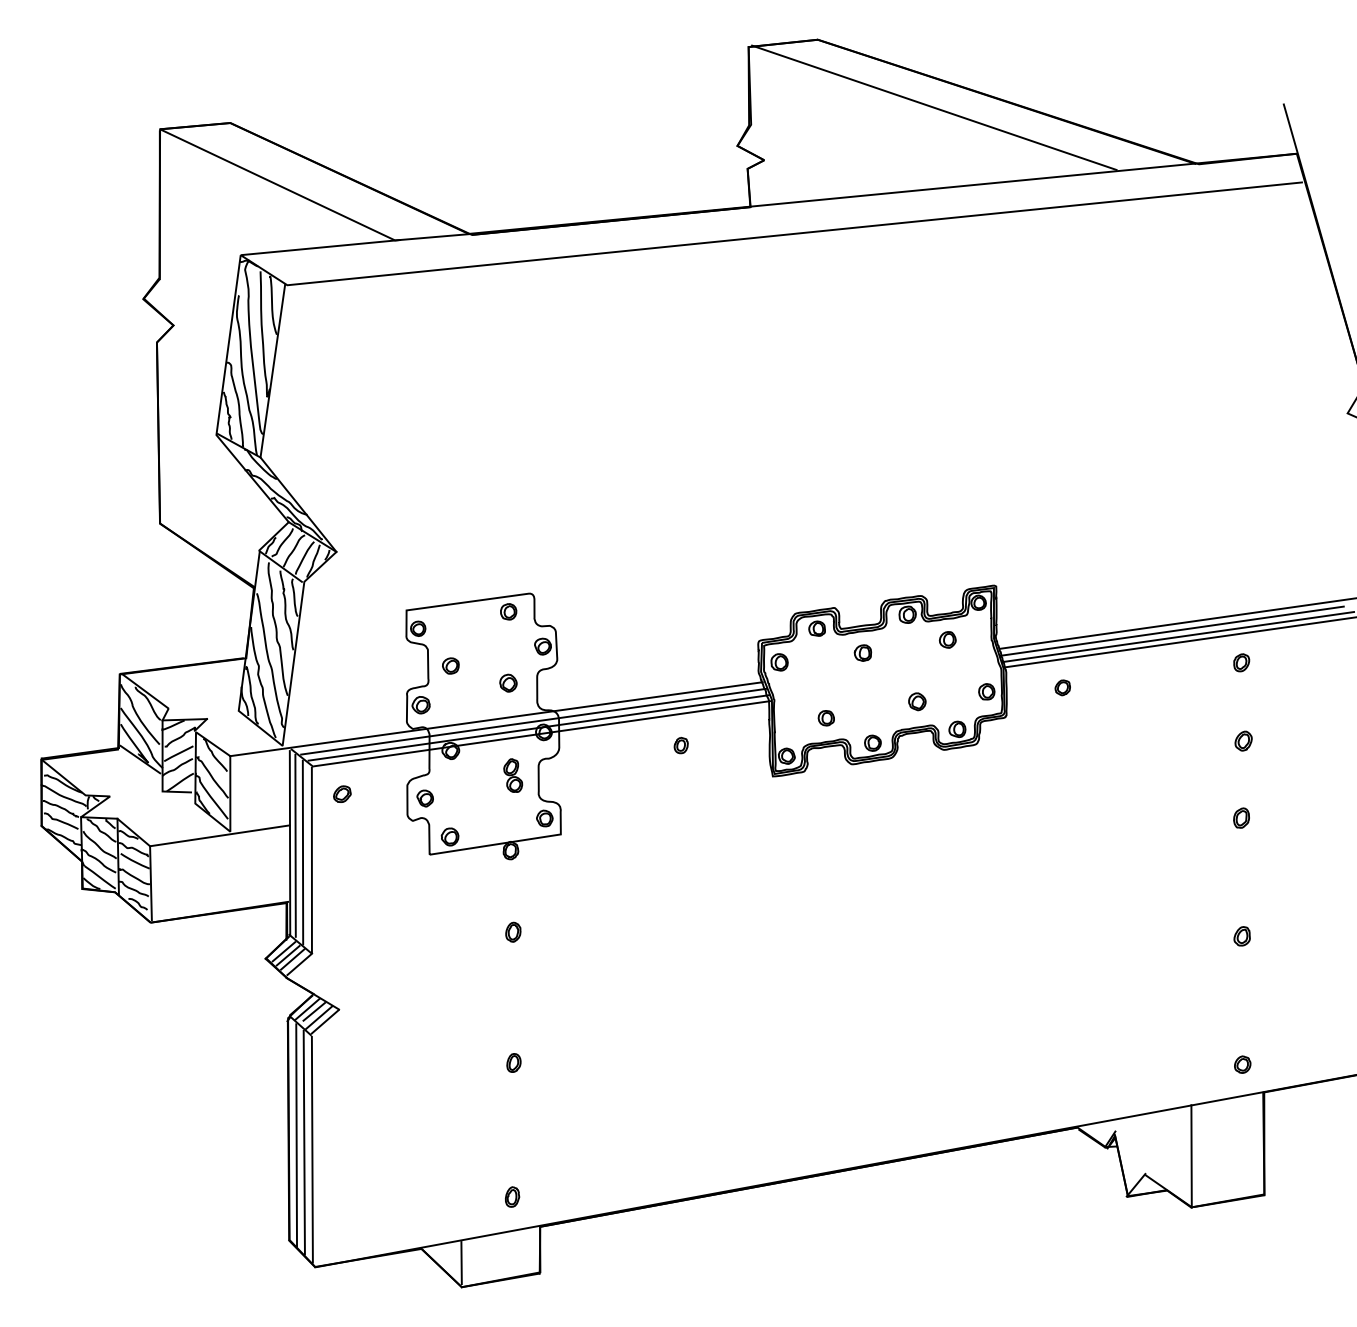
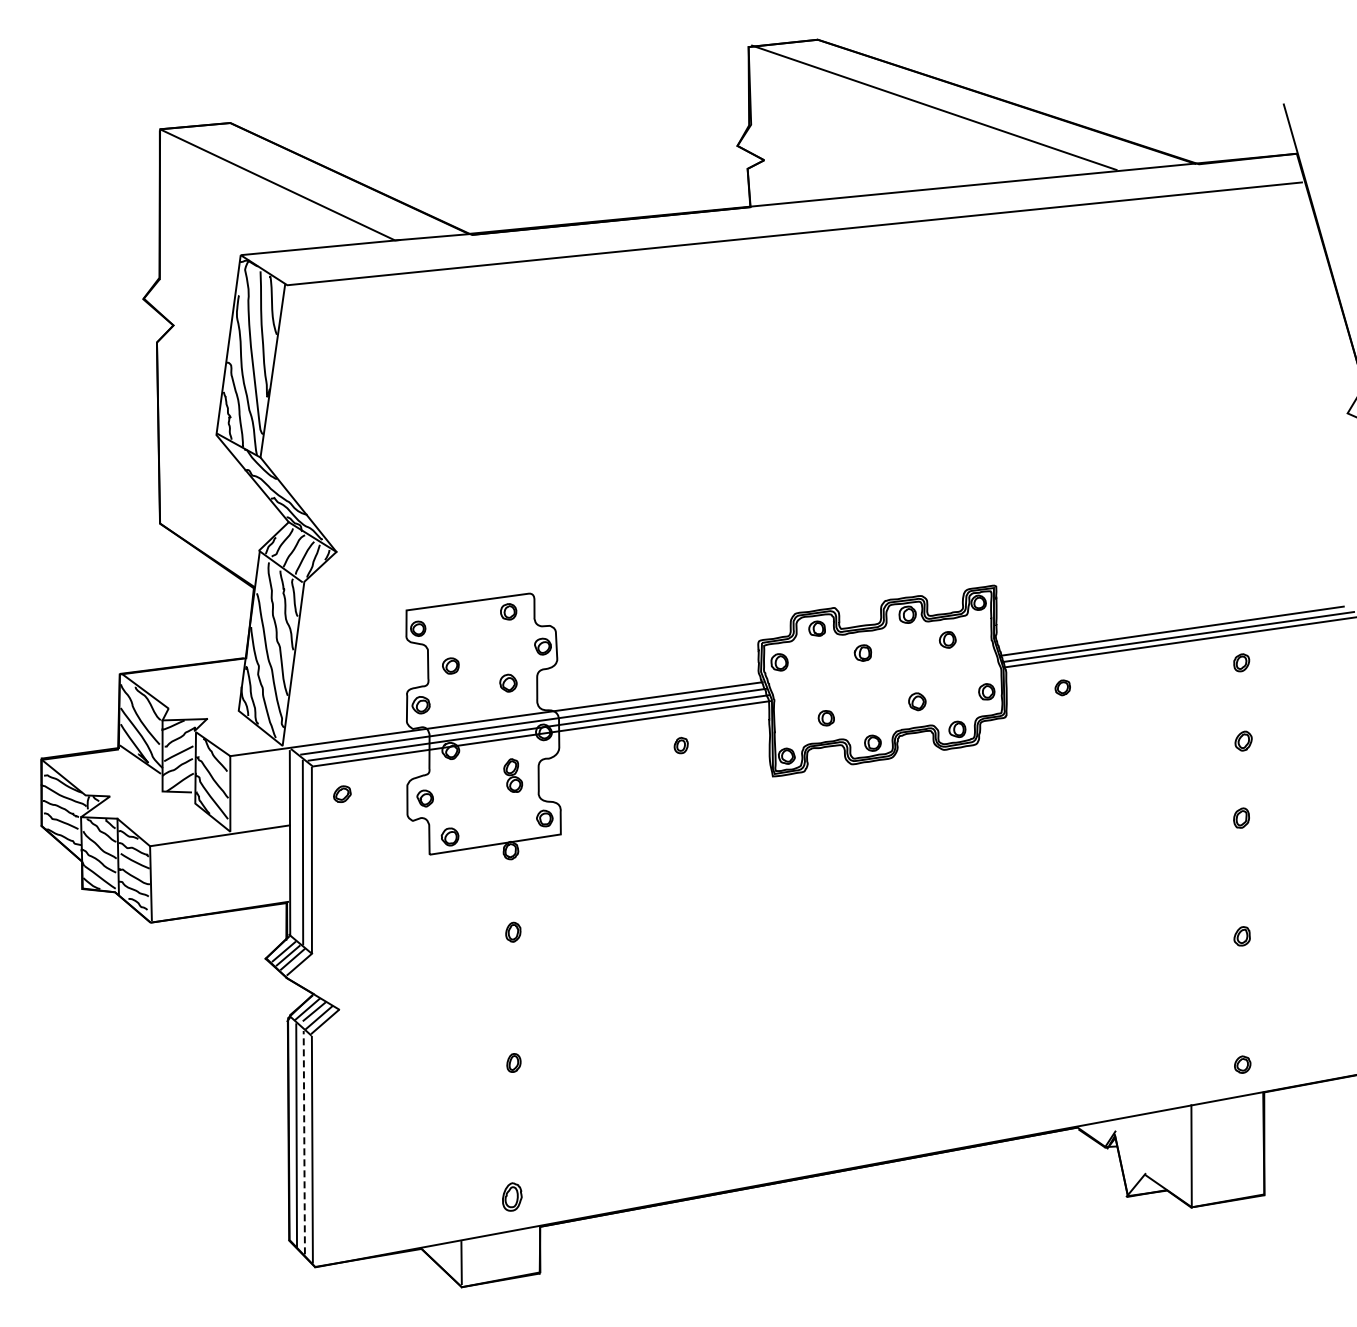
line: present -> none (1176, 623)
line: present -> none (295, 845)
line: solid -> dashed (304, 1142)
part size: 16x22 px -> 21x30 px (512, 1196)
